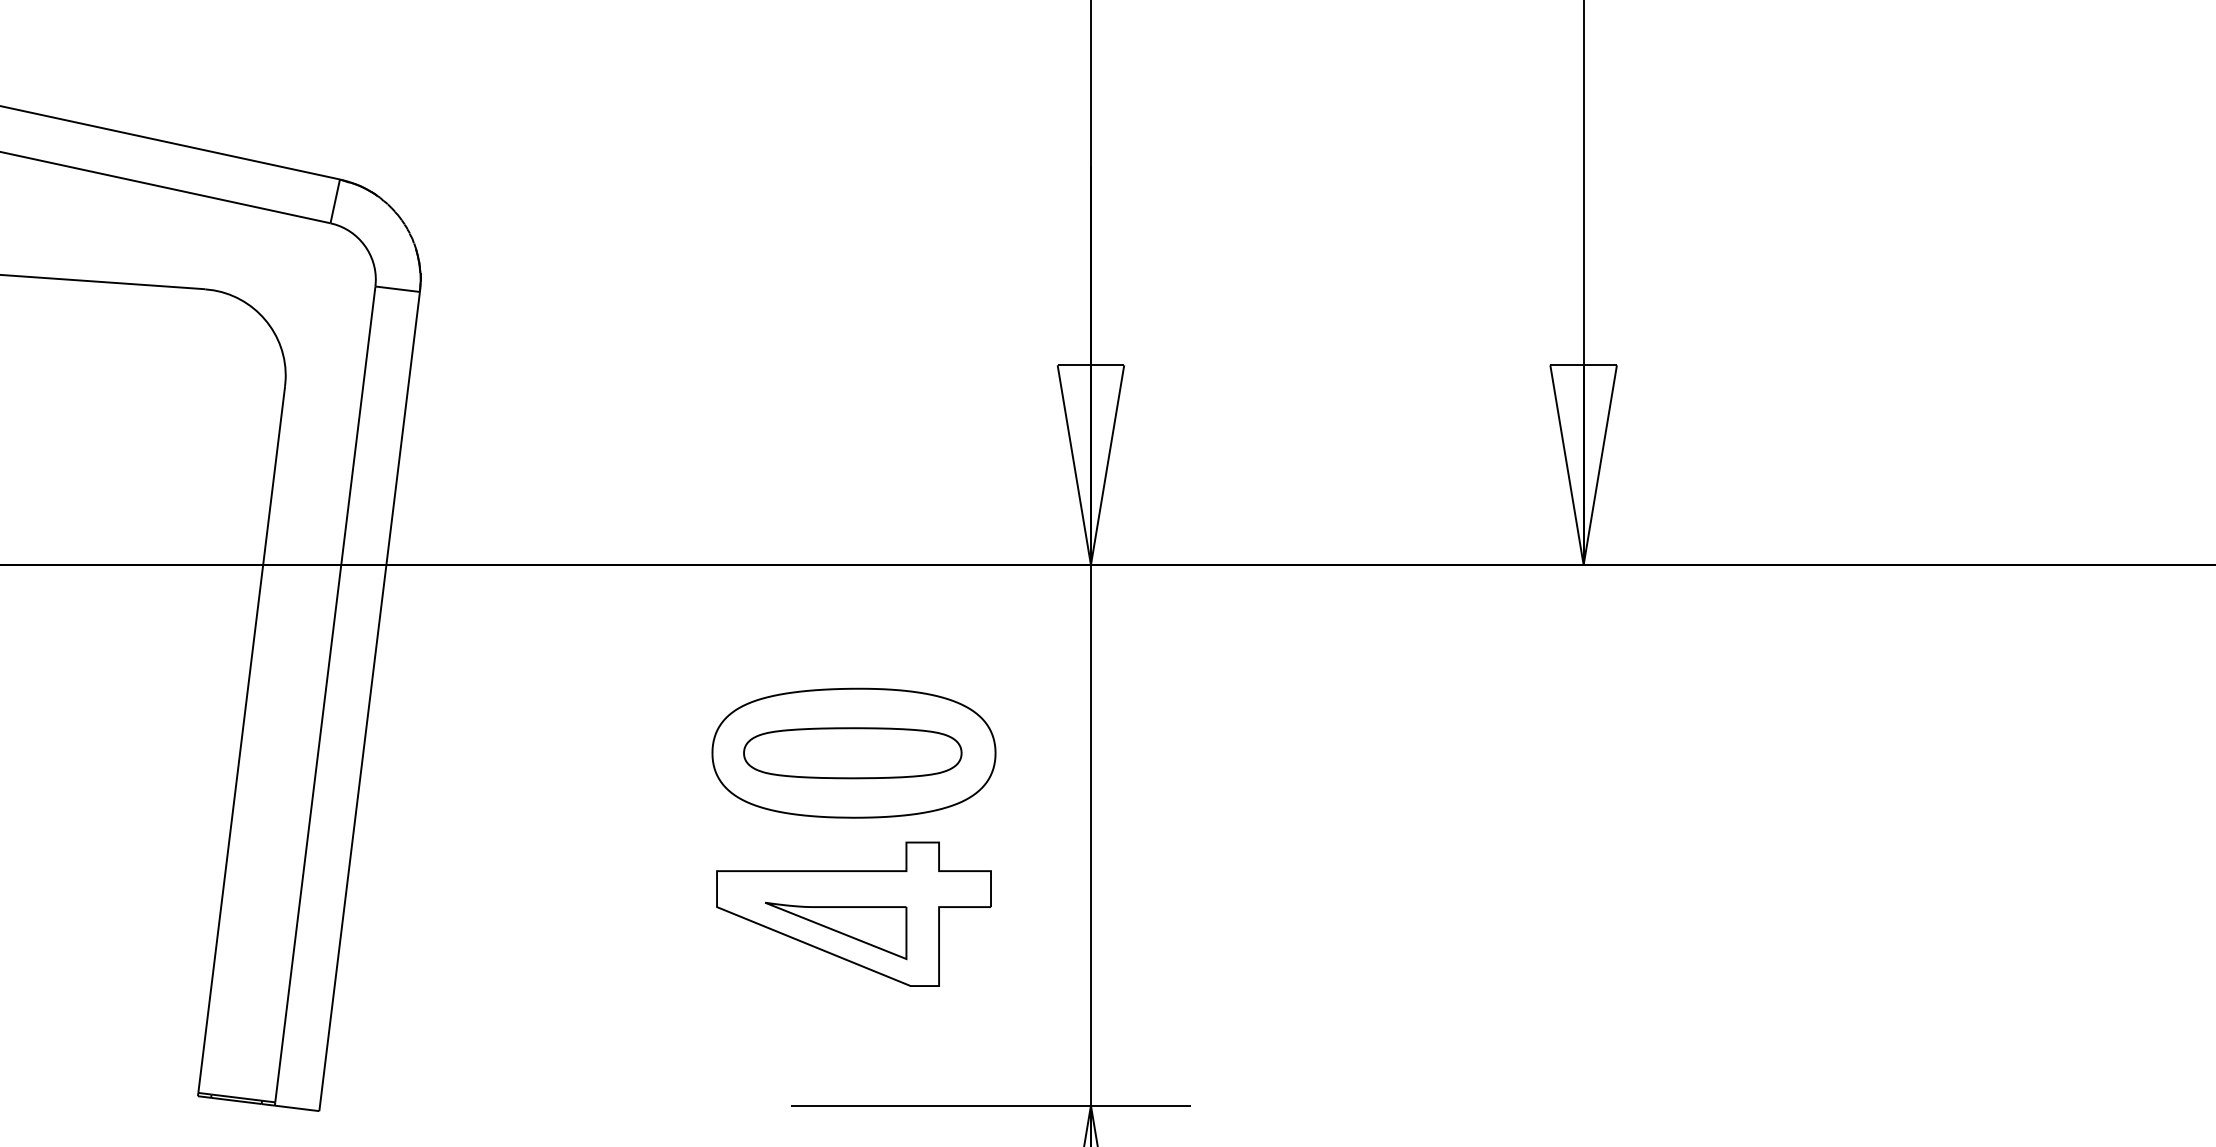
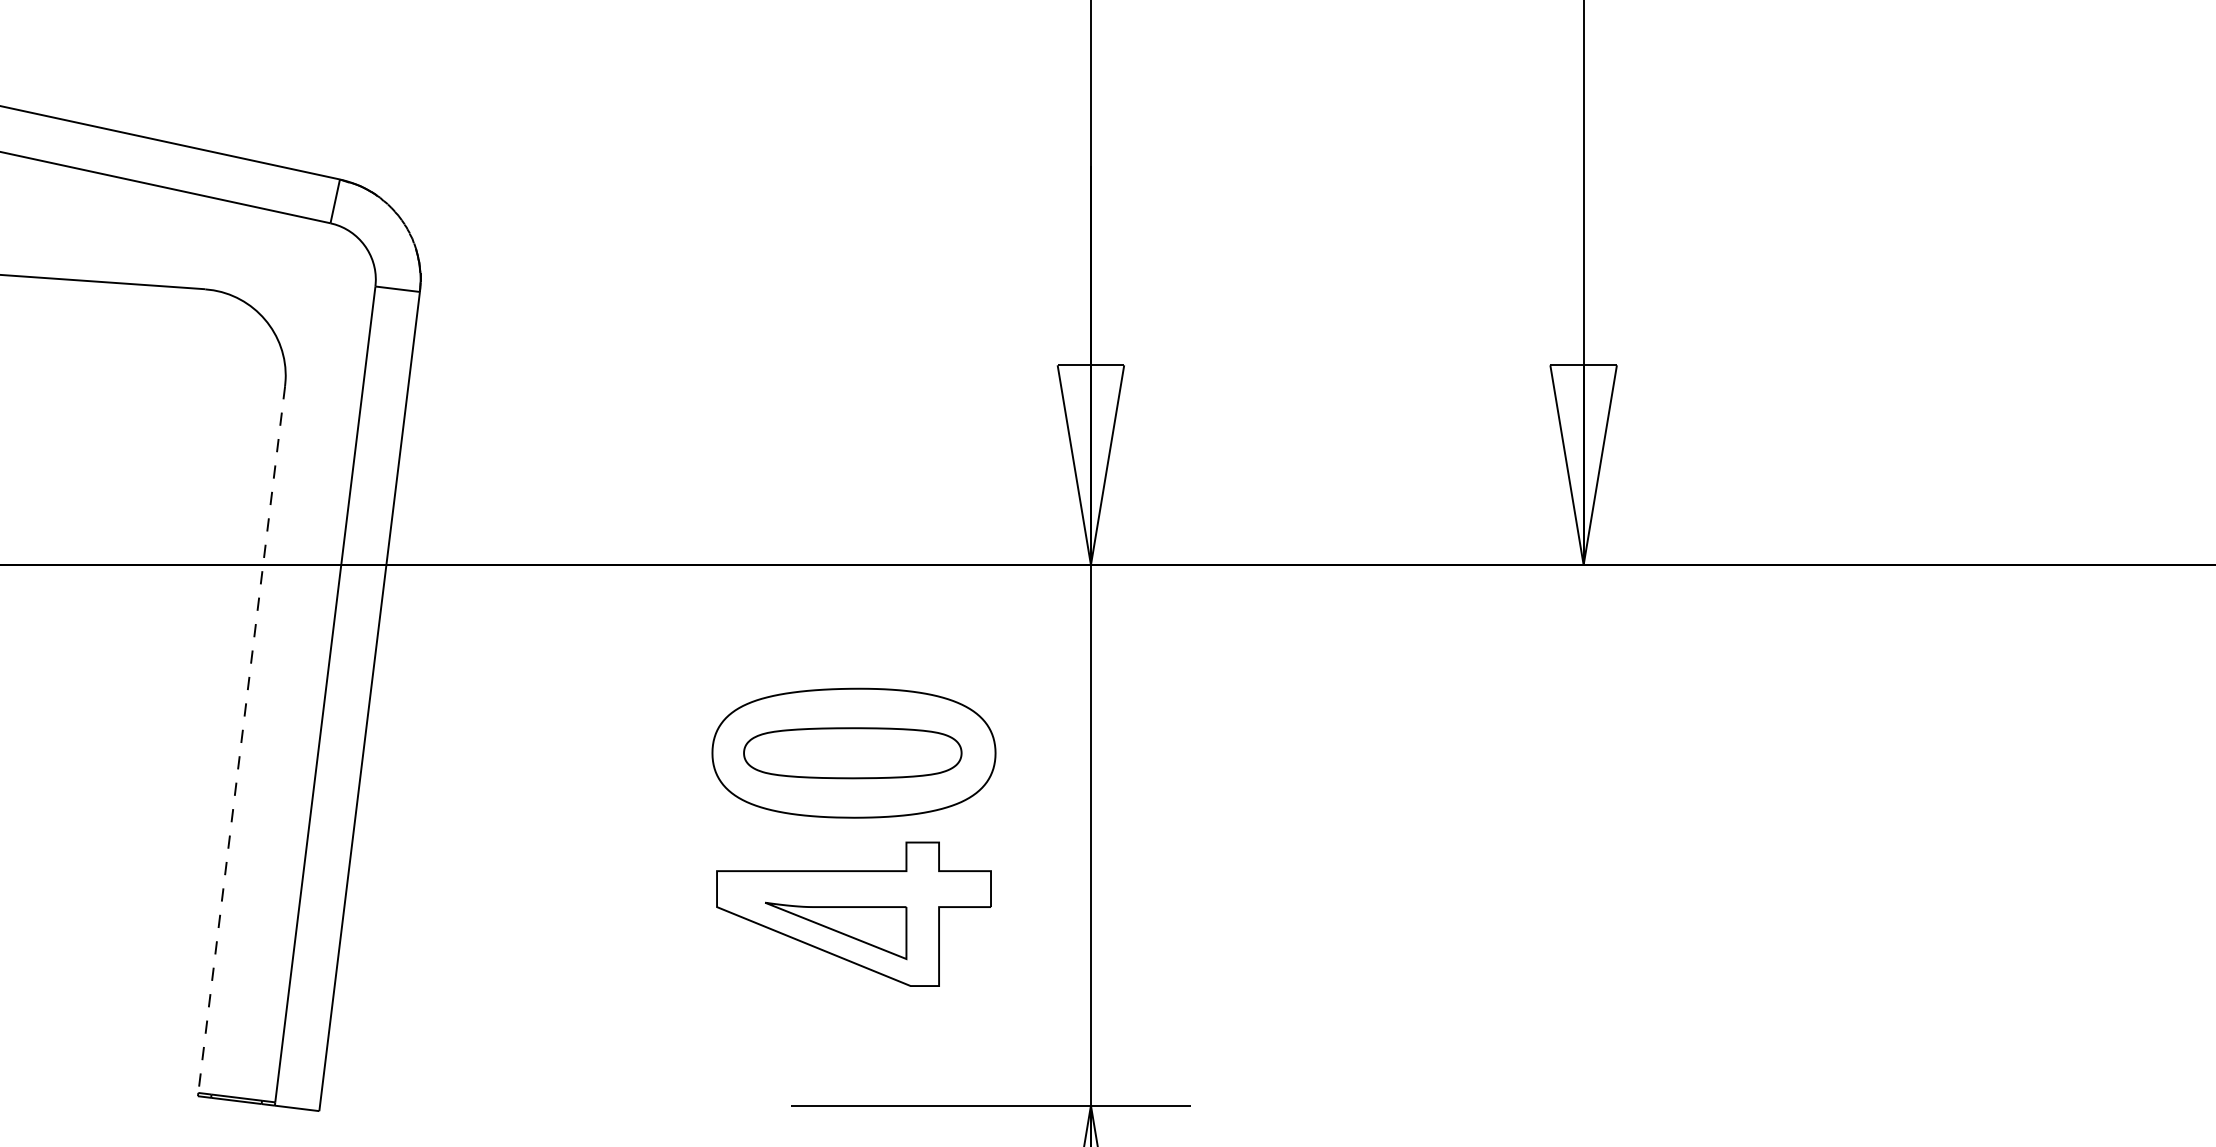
line: solid -> dashed (241, 740)
